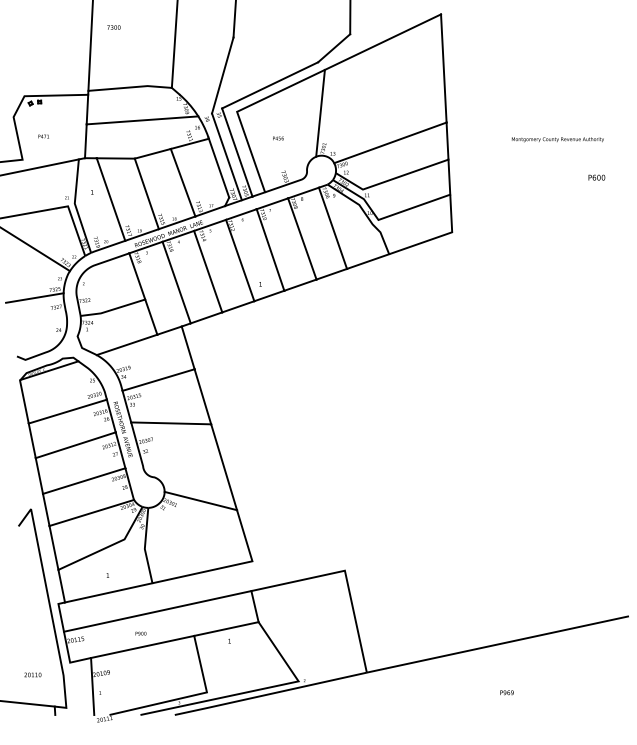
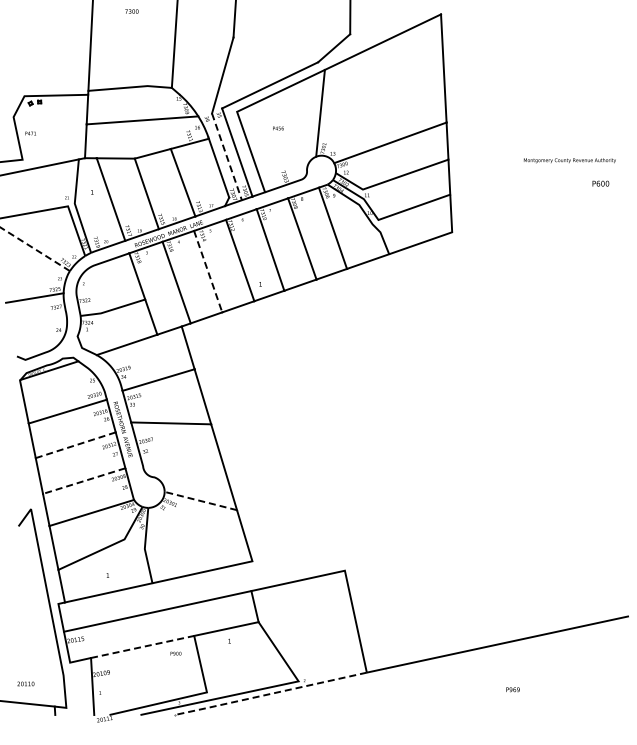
text position: (113, 27) -> (131, 11) (131, 11)
text position: (43, 136) -> (30, 133) (30, 133)
text position: (278, 138) -> (278, 128) (278, 128)
text position: (557, 139) -> (569, 160) (569, 160)
line: solid -> dashed (226, 156)
text position: (596, 177) -> (600, 183) (600, 183)
line: solid -> dashed (34, 248)
line: solid -> dashed (208, 272)
line: solid -> dashed (75, 445)
line: solid -> dashed (83, 481)
line: solid -> dashed (200, 500)
text position: (140, 633) -> (175, 653) (175, 653)
line: solid -> dashed (142, 646)
text position: (32, 674) -> (25, 683) (25, 683)
text position: (506, 692) -> (512, 689) (512, 689)
line: solid -> dashed (269, 694)
